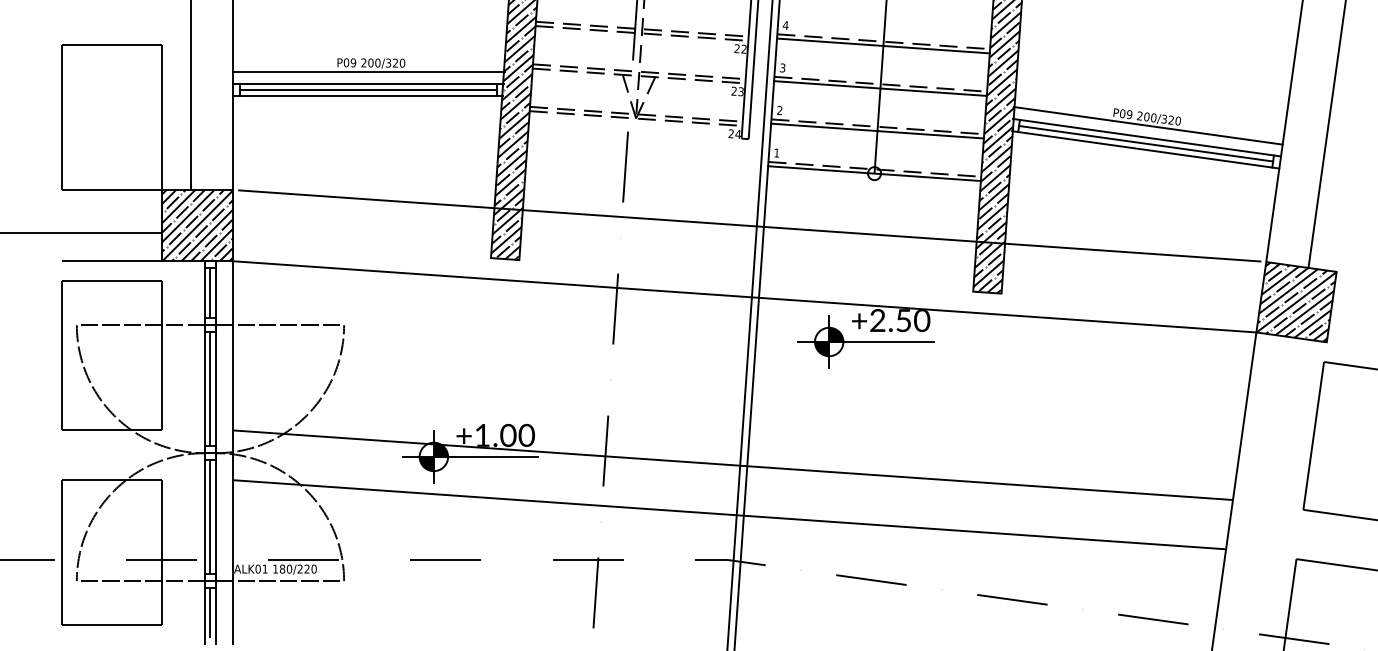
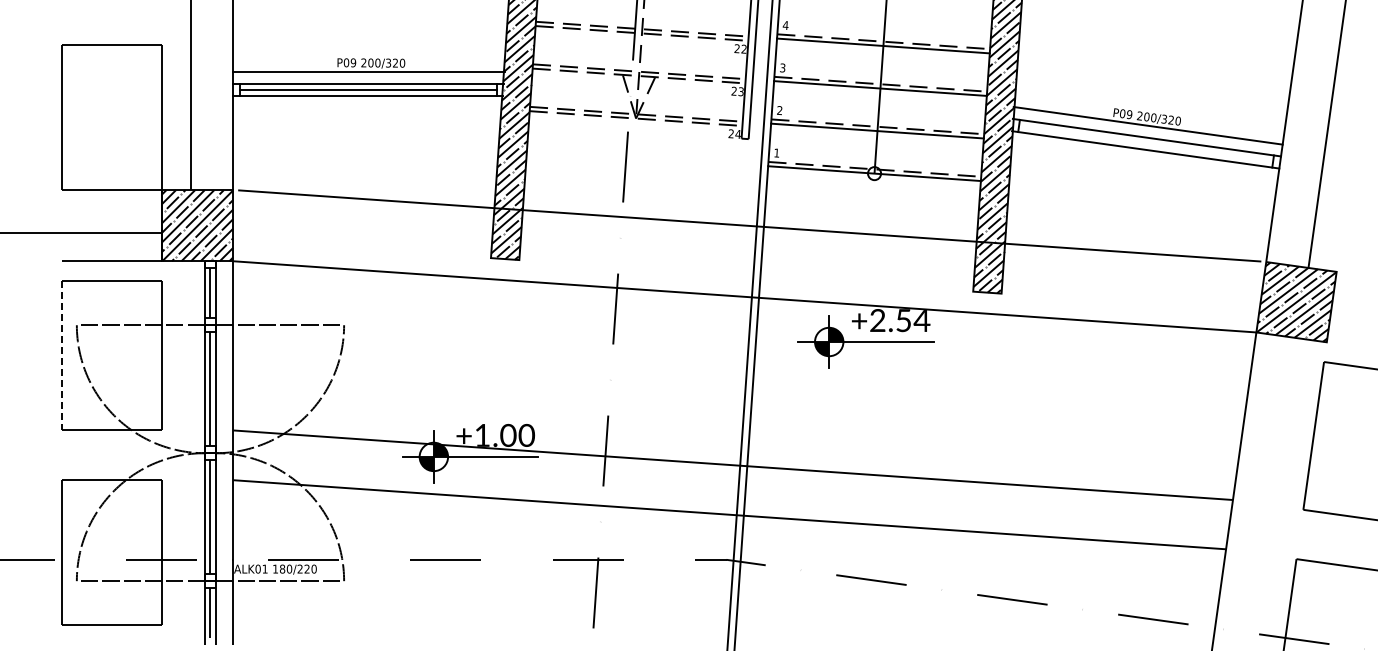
line: present -> none (1146, 143)
text: +2.50 -> +2.54 (921, 321)
line: solid -> dashed (61, 355)
